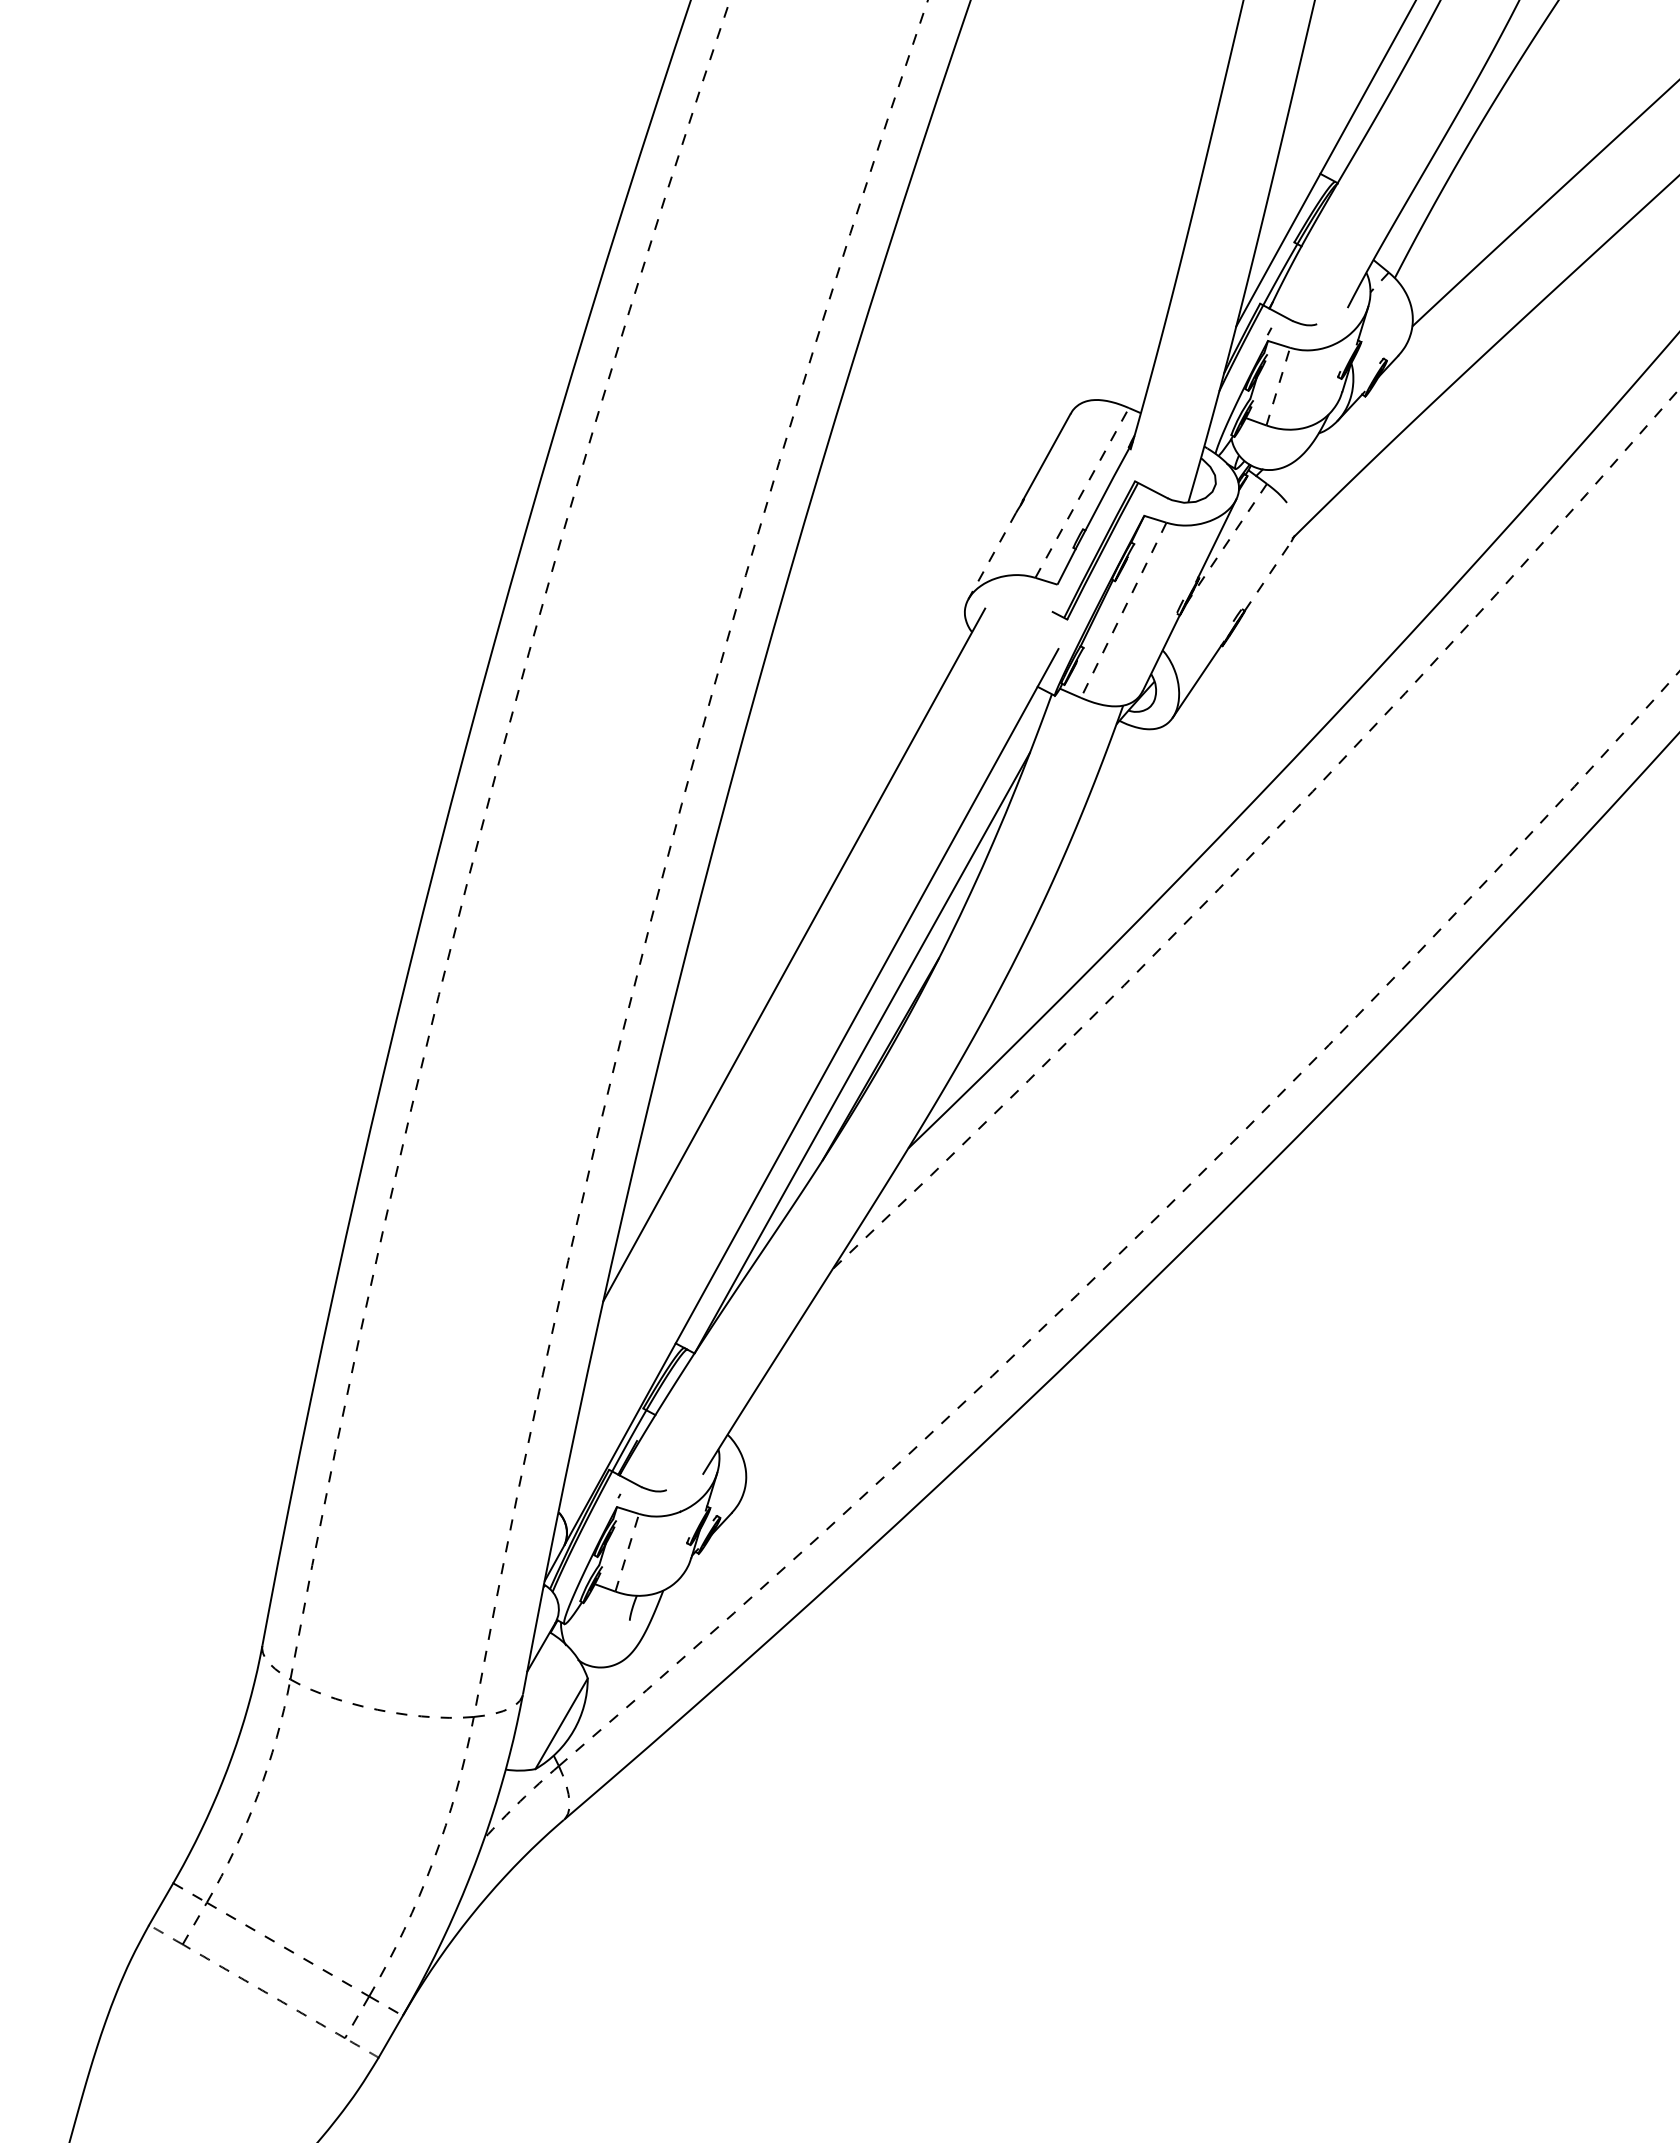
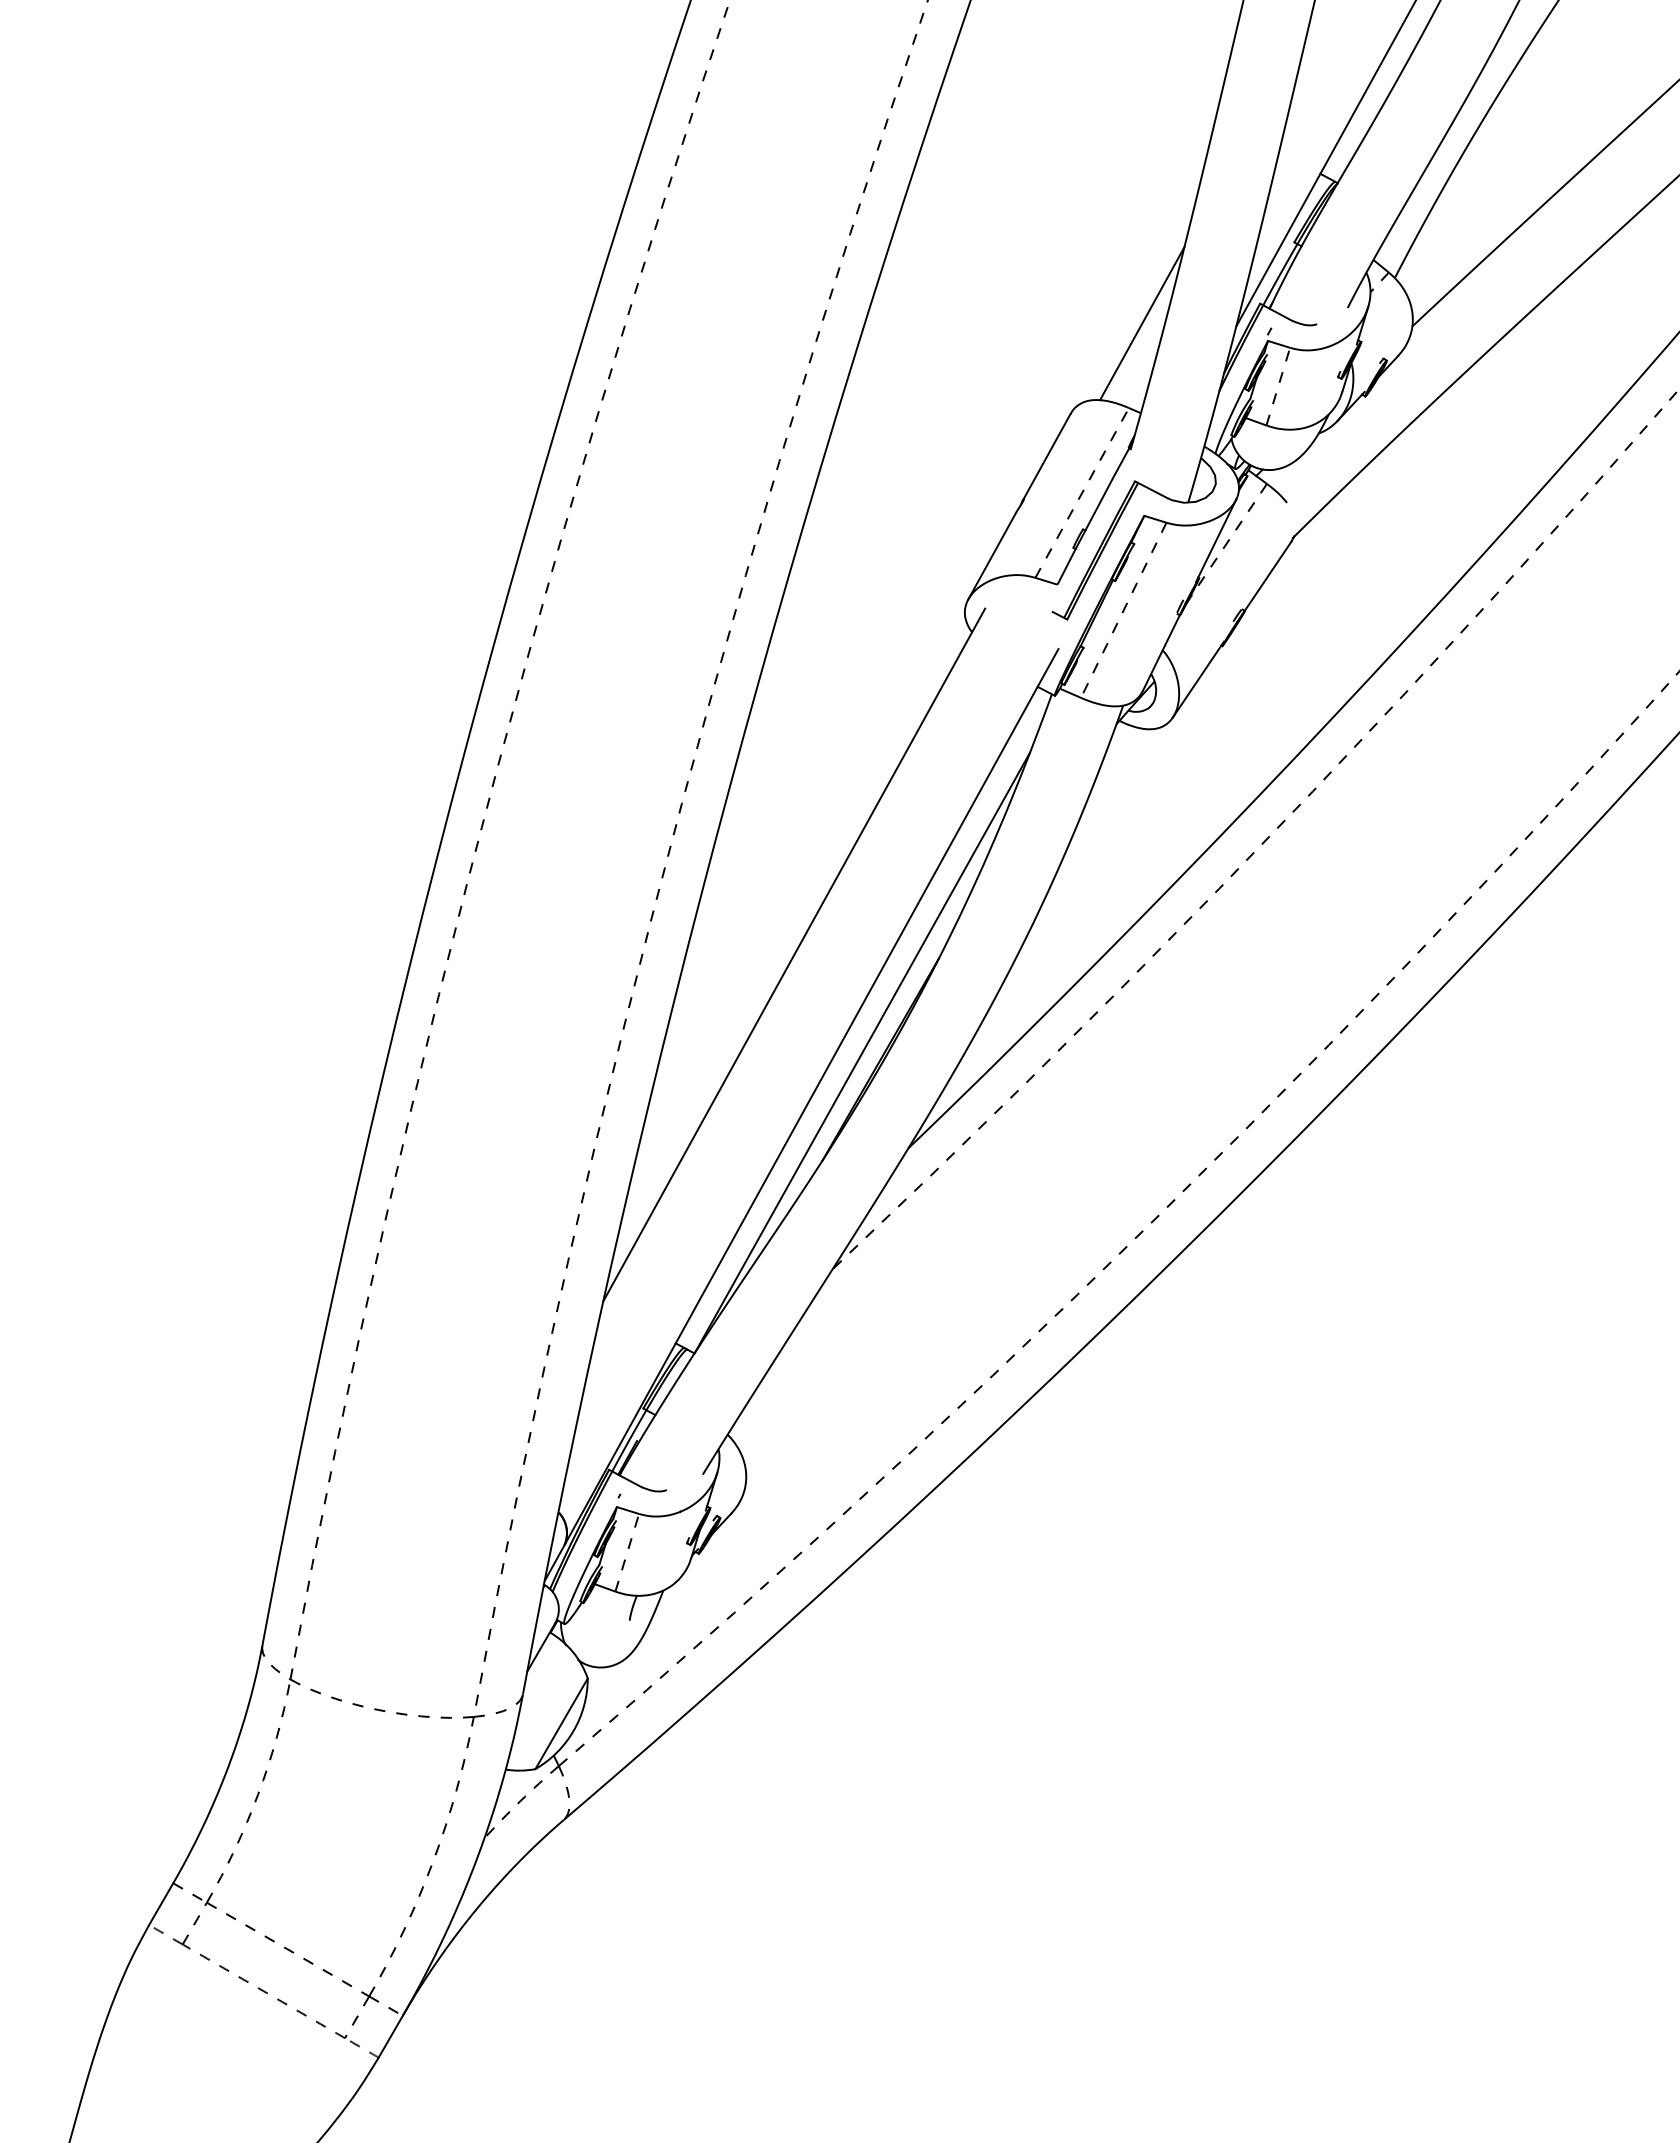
line: none -> present (1142, 323)
line: dashed -> solid (991, 556)
line: dashed -> solid (1268, 576)
